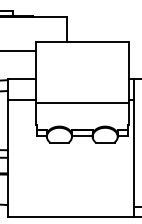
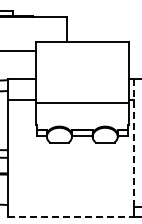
line: solid -> dashed (134, 142)
line: solid -> dashed (71, 216)
